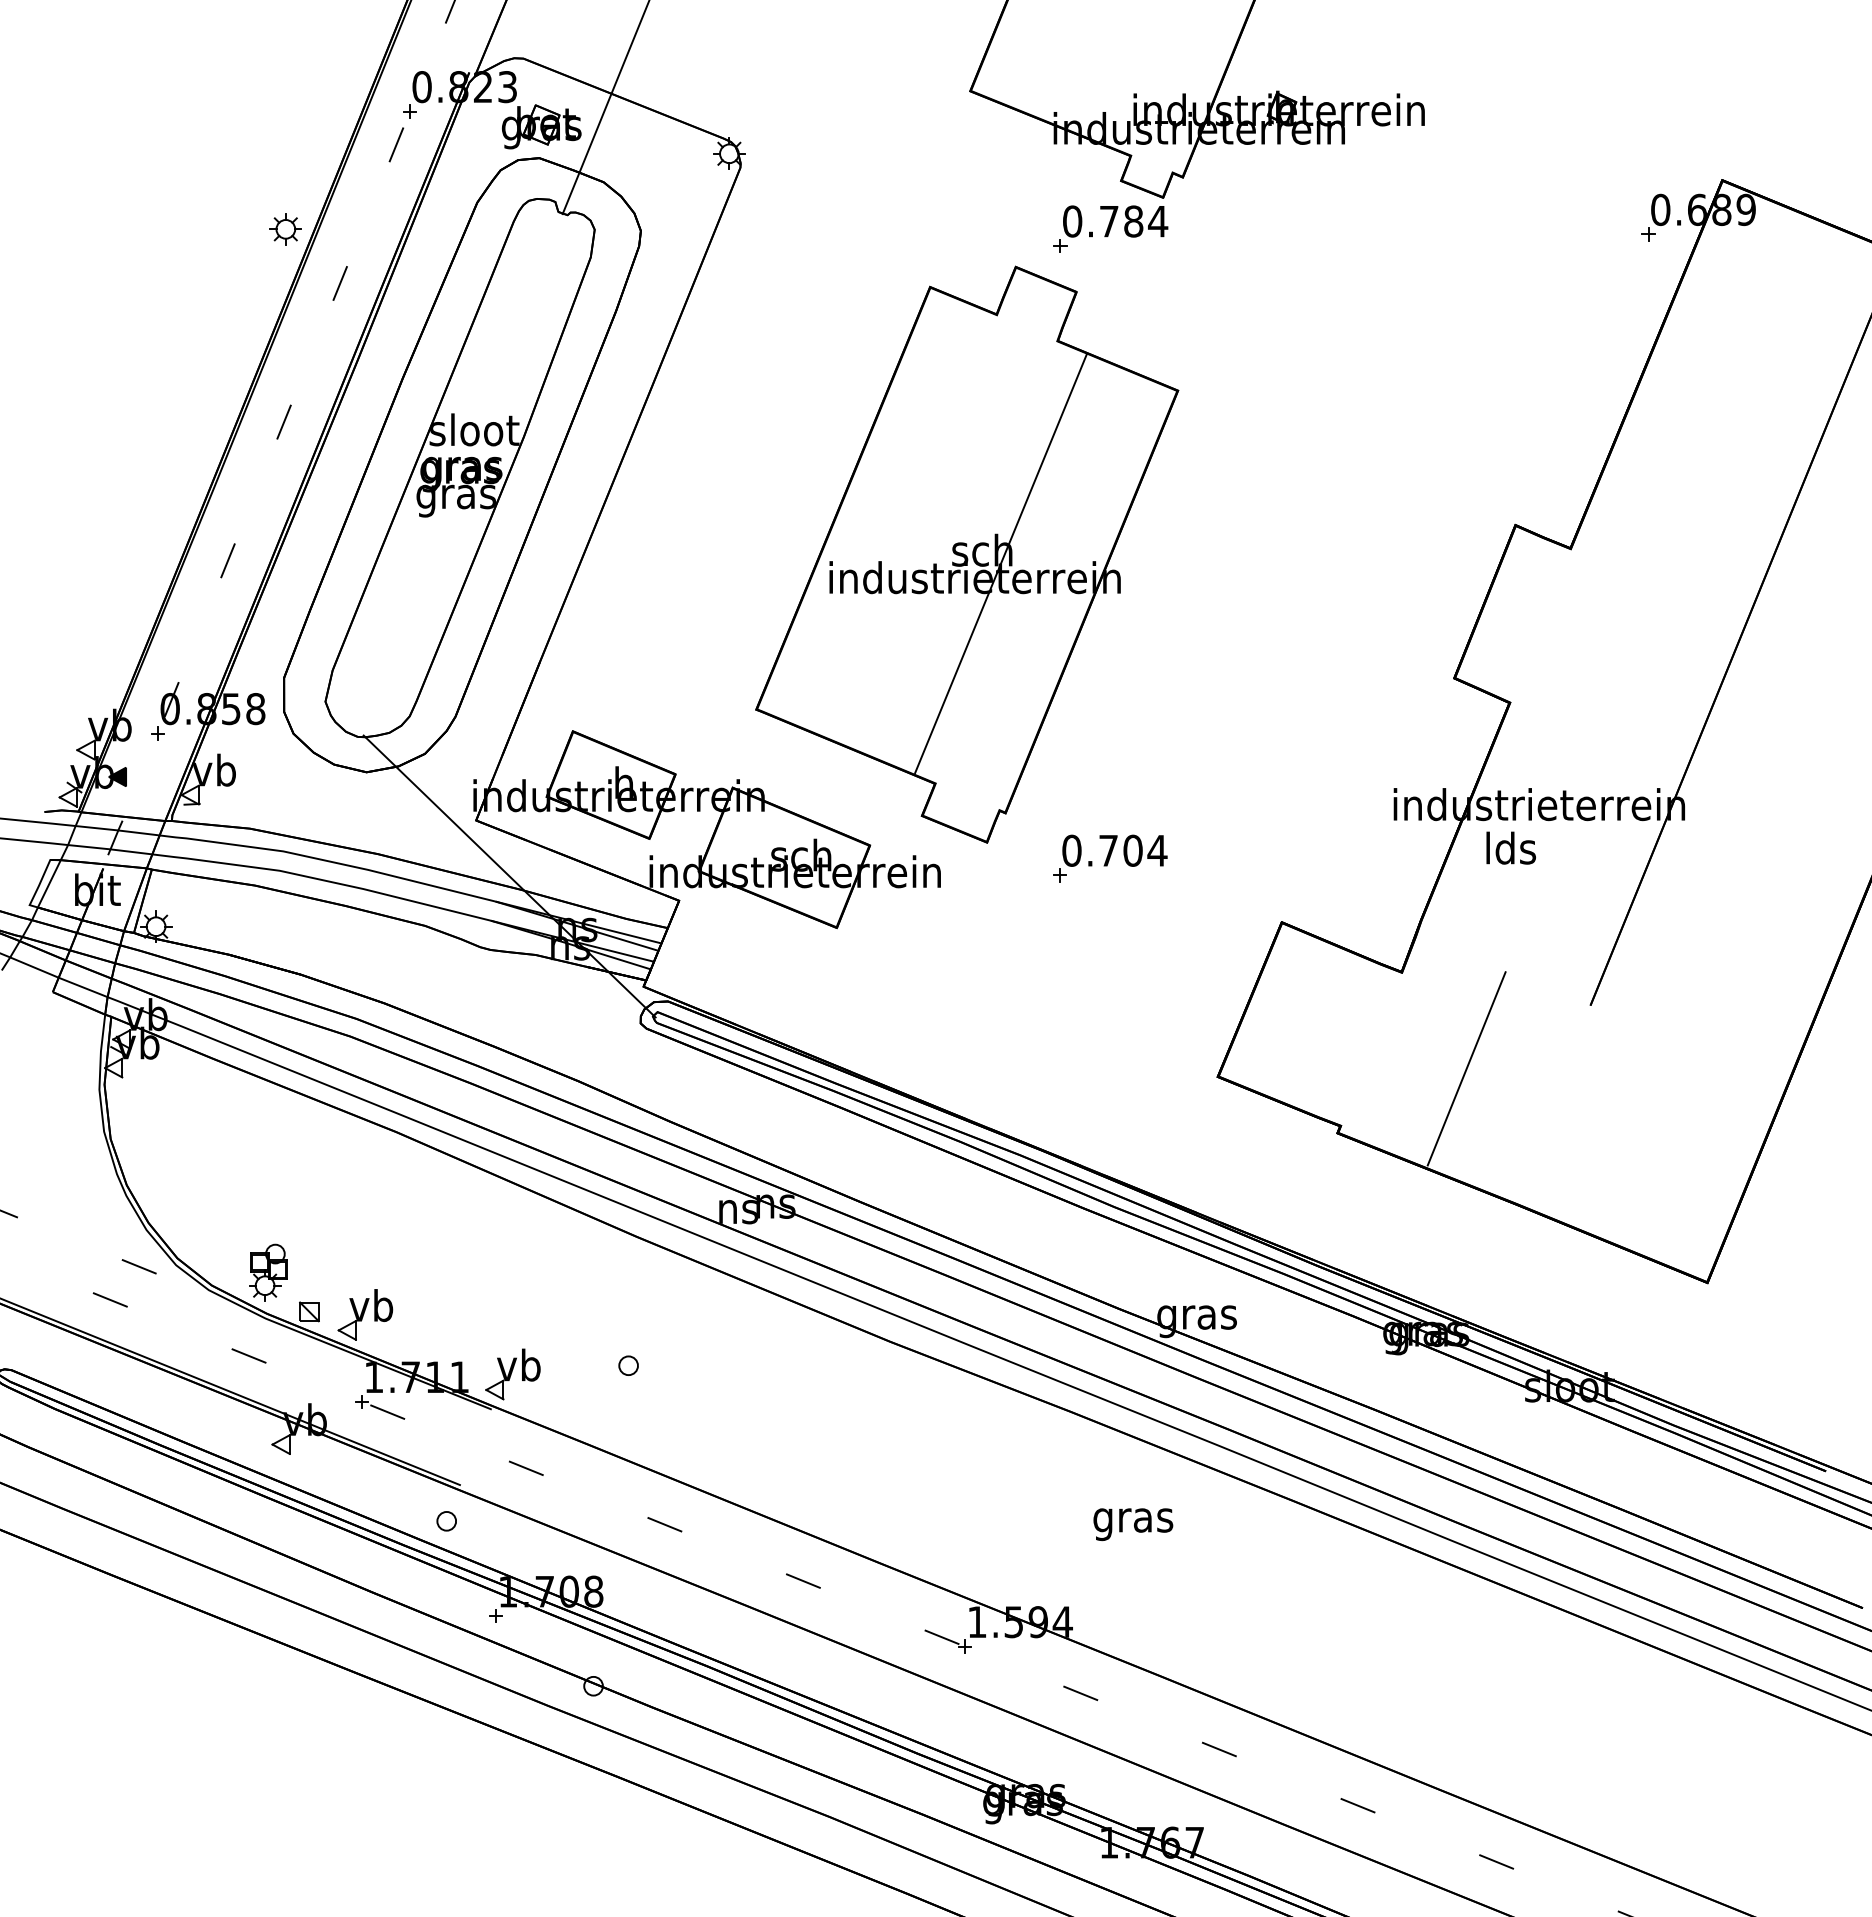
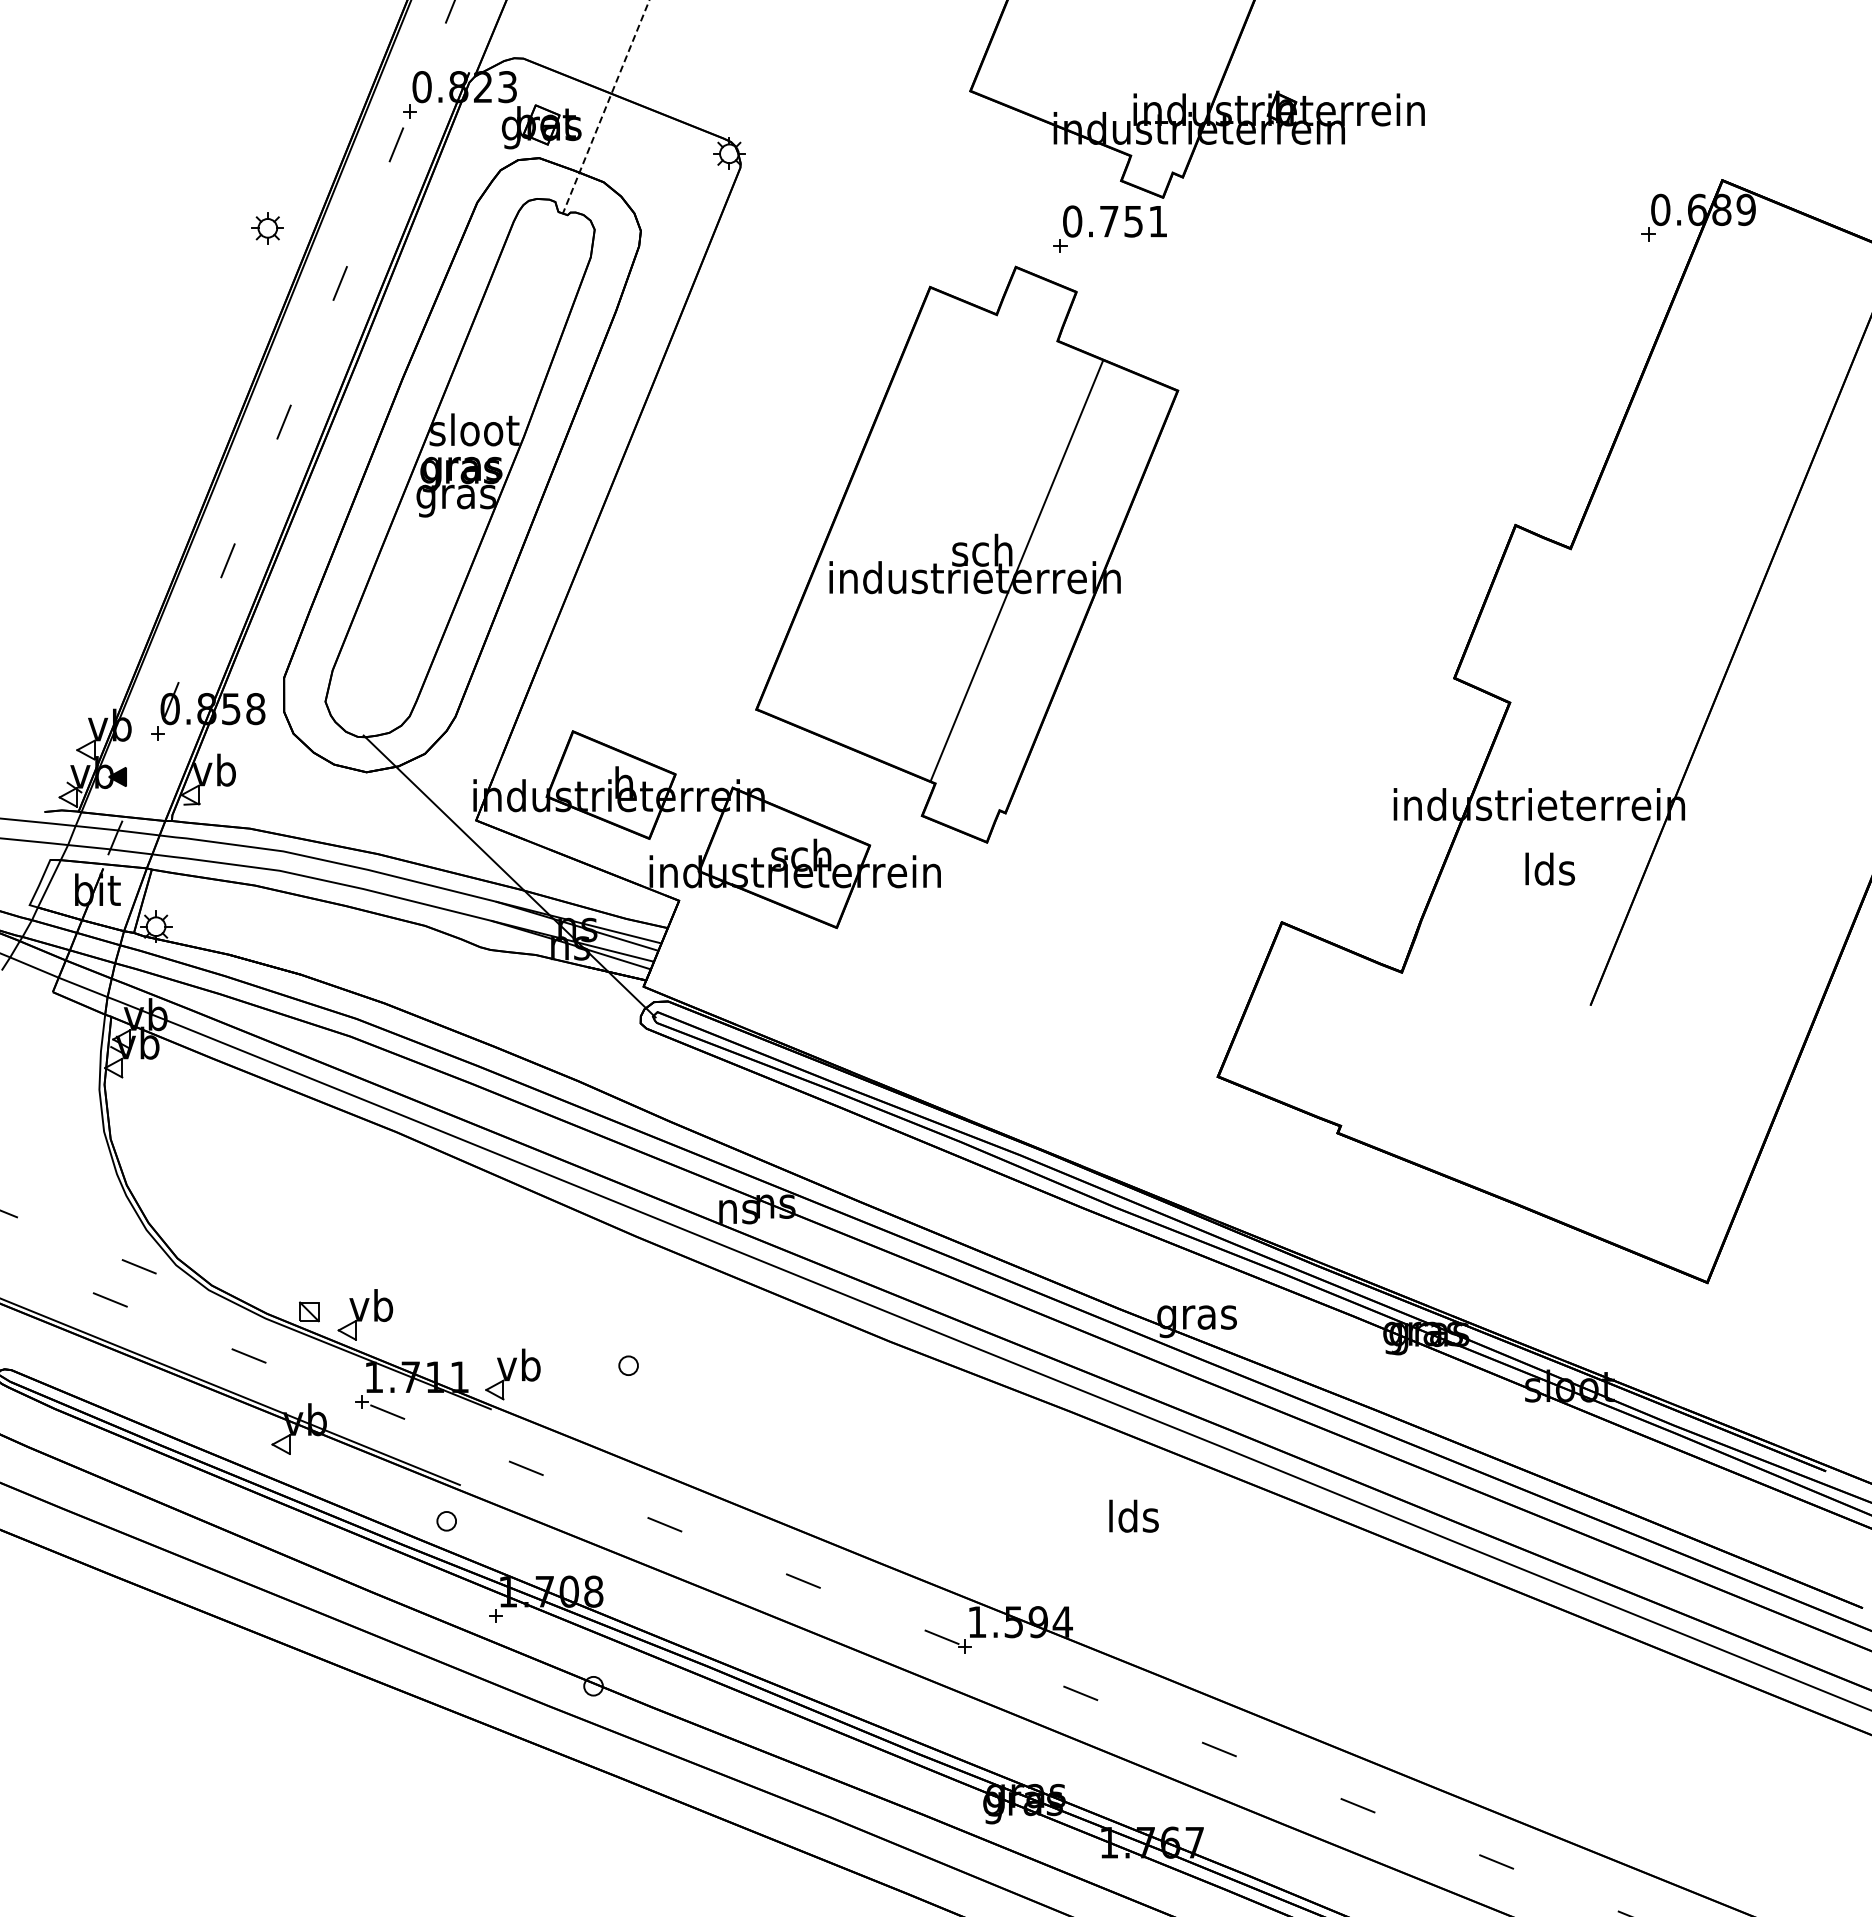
line: solid -> dashed (605, 107)
text: 0.784 -> 0.751 (1146, 221)
part position: (285, 229) -> (267, 228) (267, 228)
line position: (1000, 563) -> (1016, 570) (1016, 570)
text position: (1510, 847) -> (1549, 868) (1549, 868)
part: present -> none (1110, 858)
line: present -> none (1466, 1068)
part: present -> none (268, 1272)
text: gras -> lds (1133, 1520)
